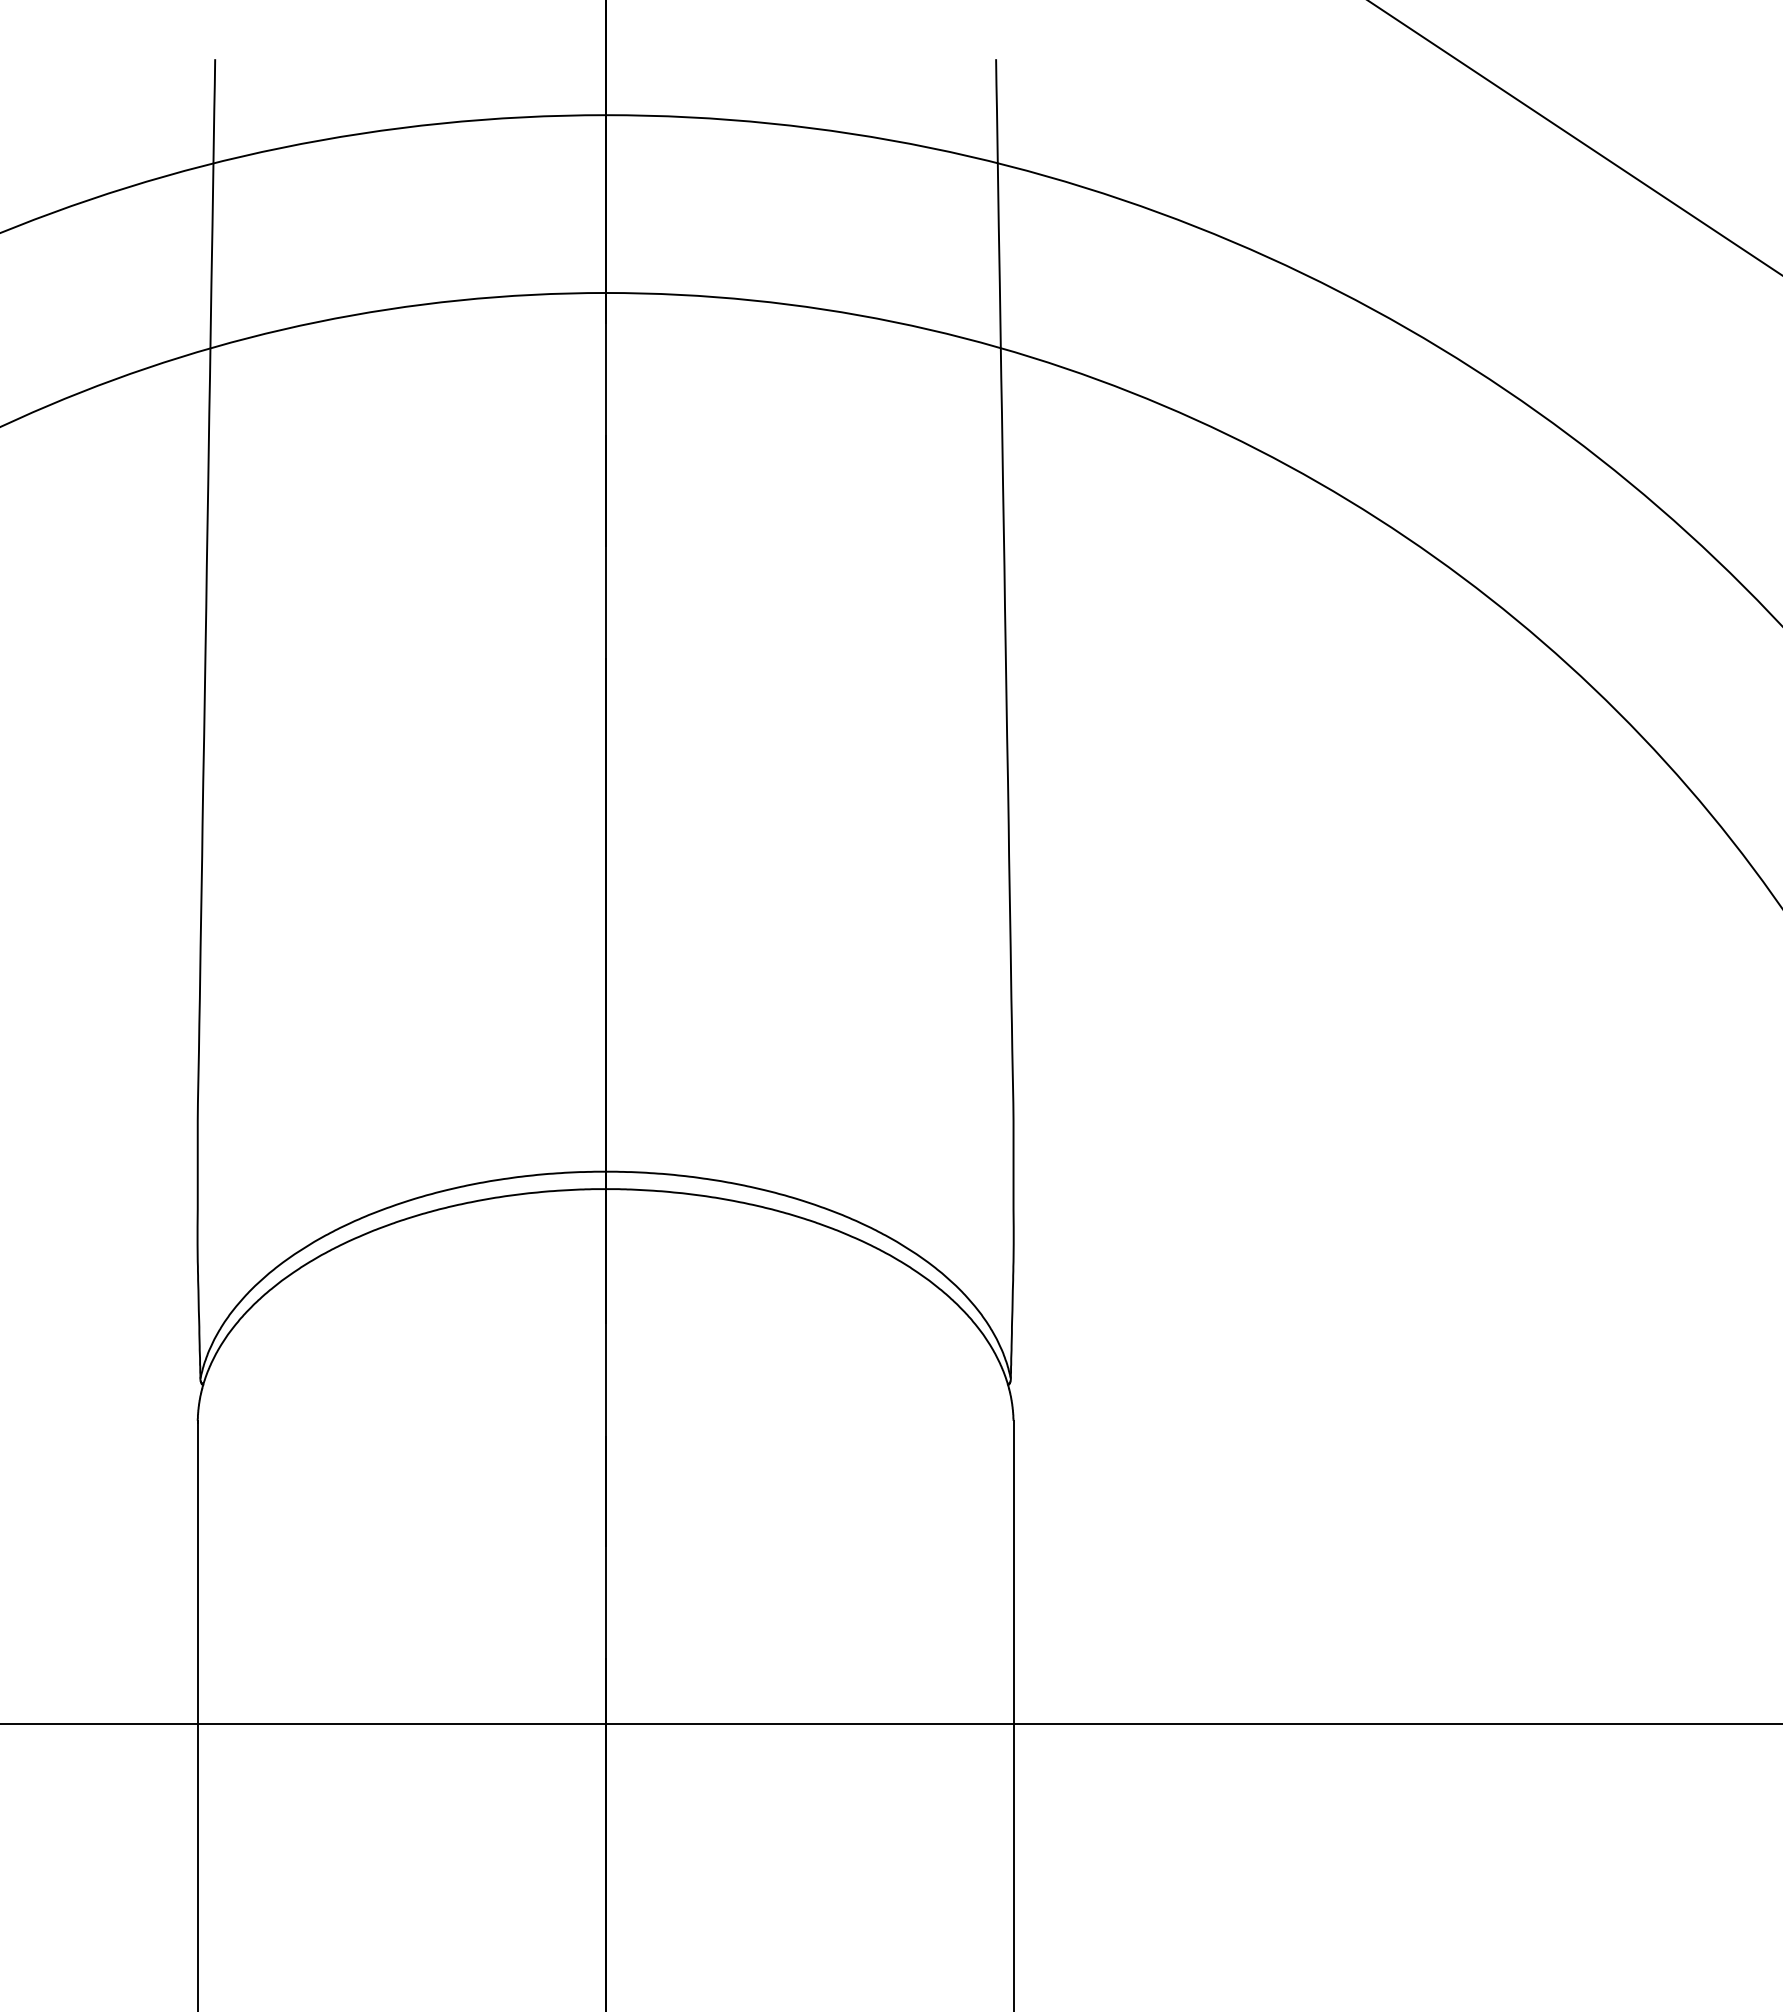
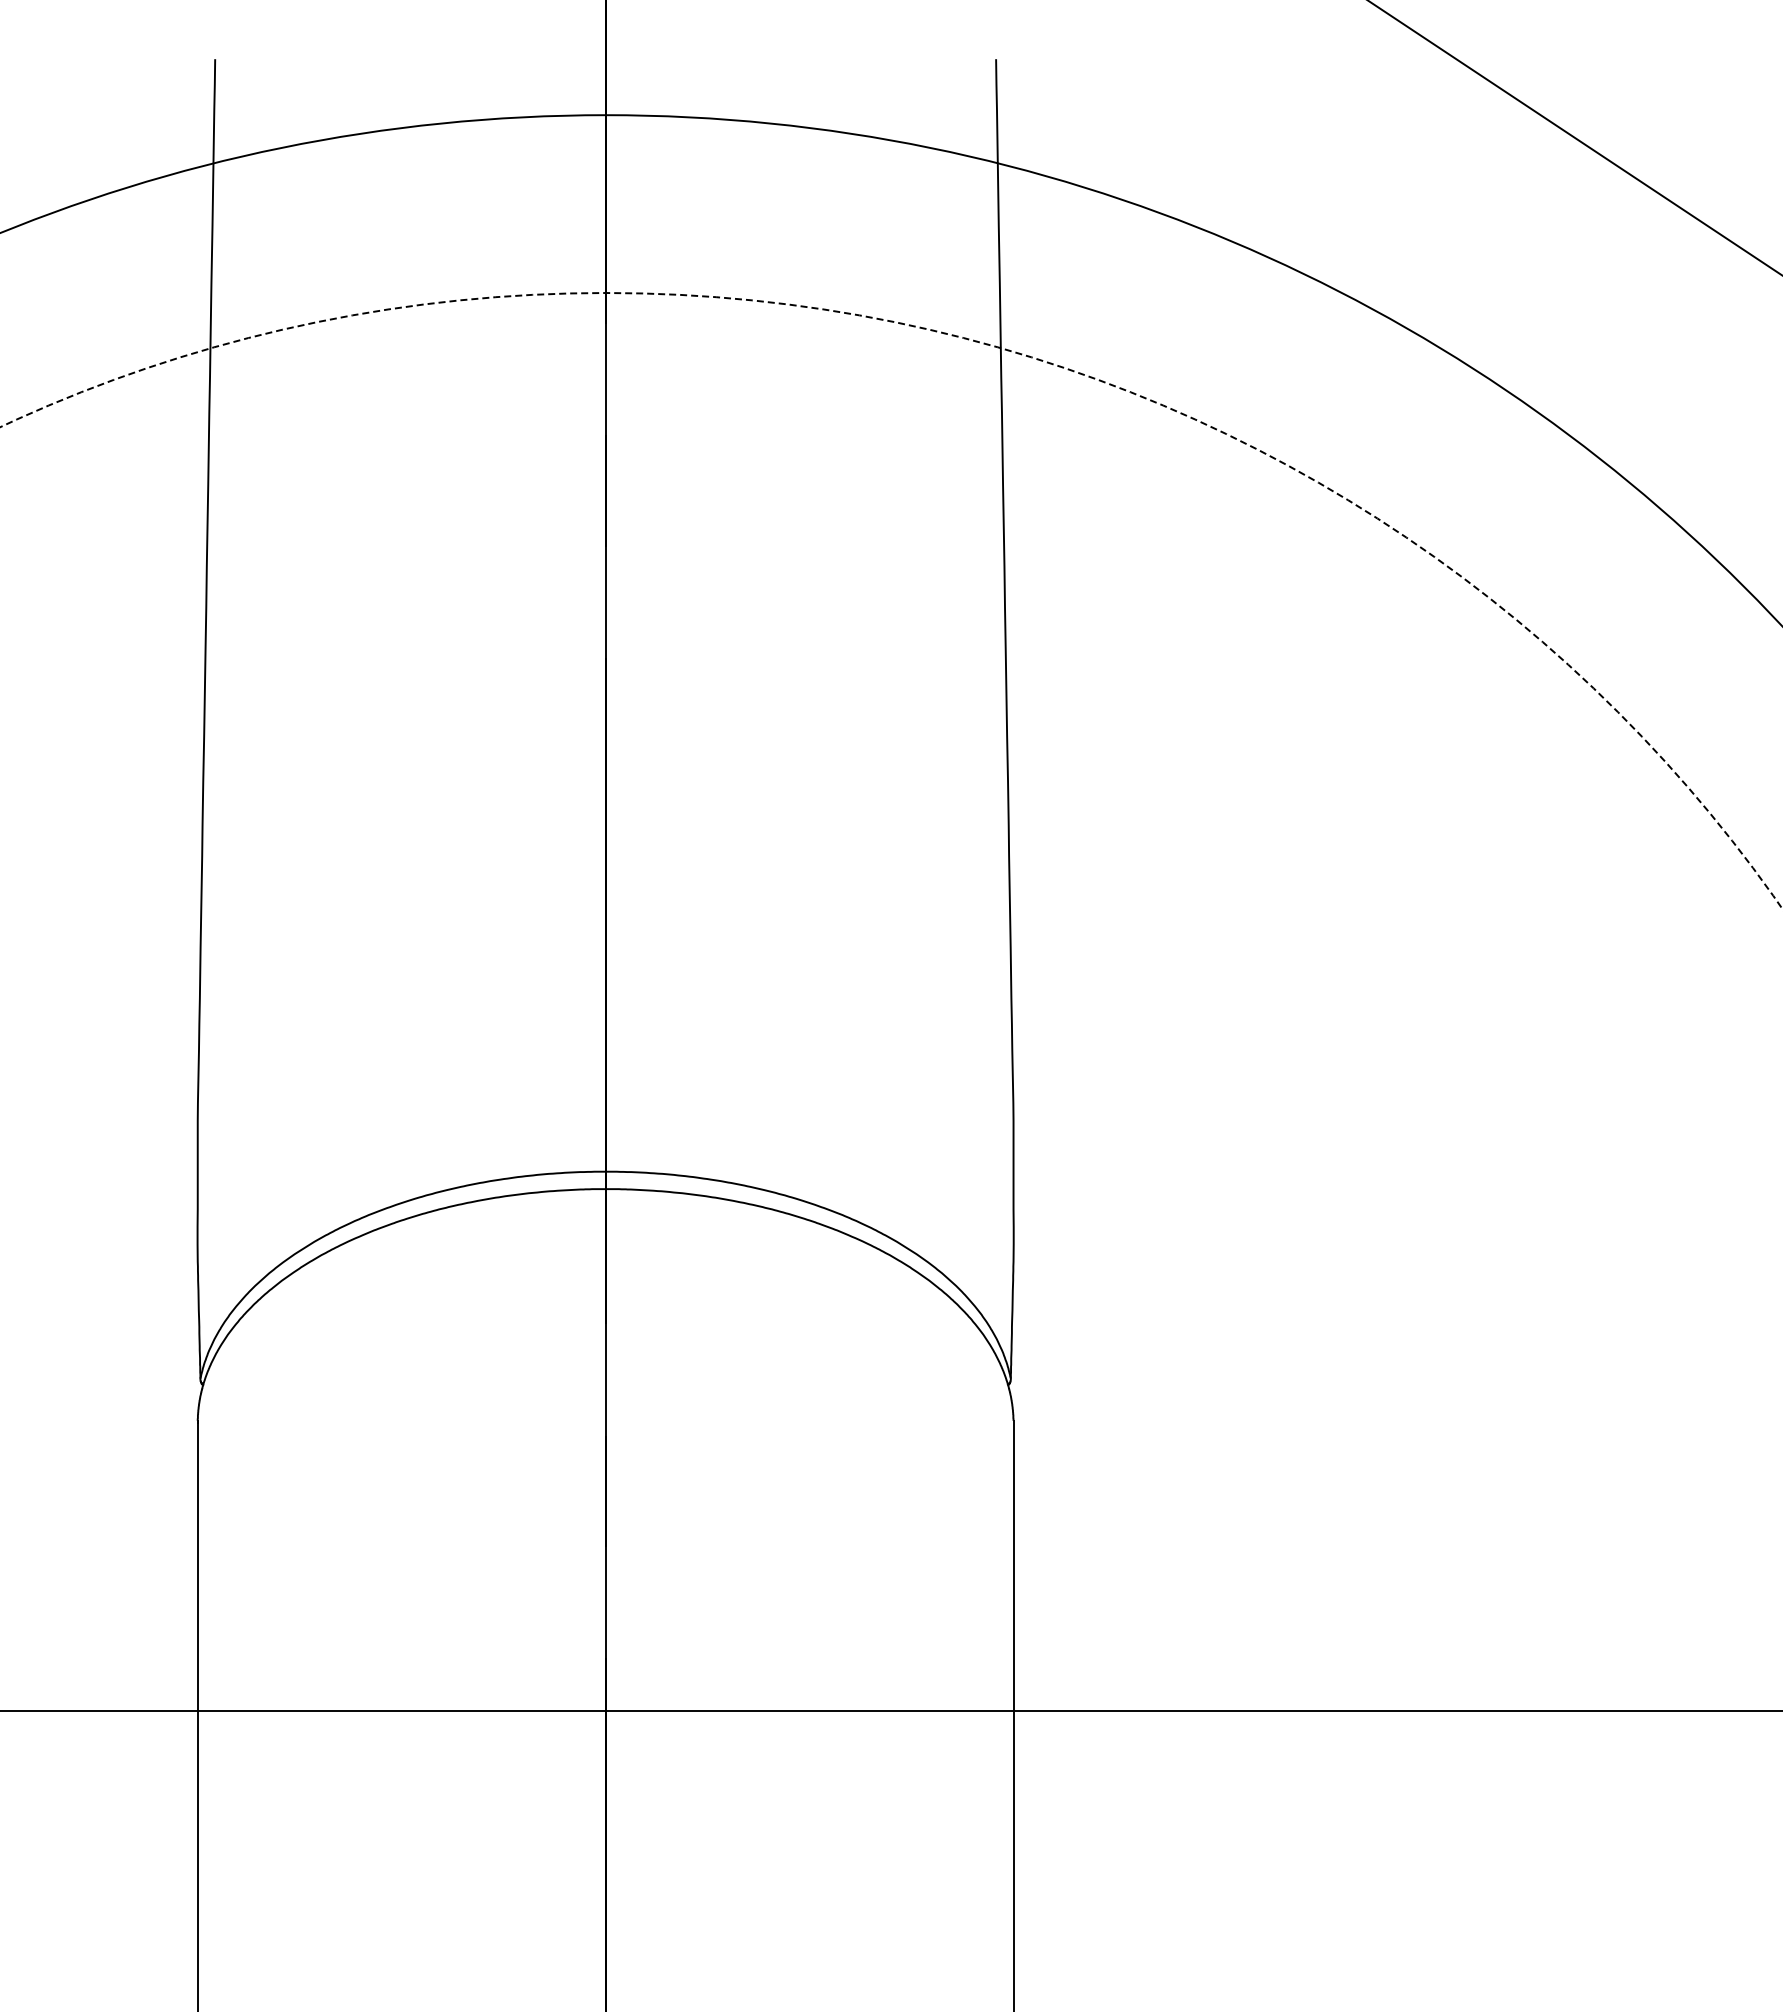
circle: solid -> dashed (891, 601)
line position: (890, 1724) -> (890, 1711) (890, 1711)
